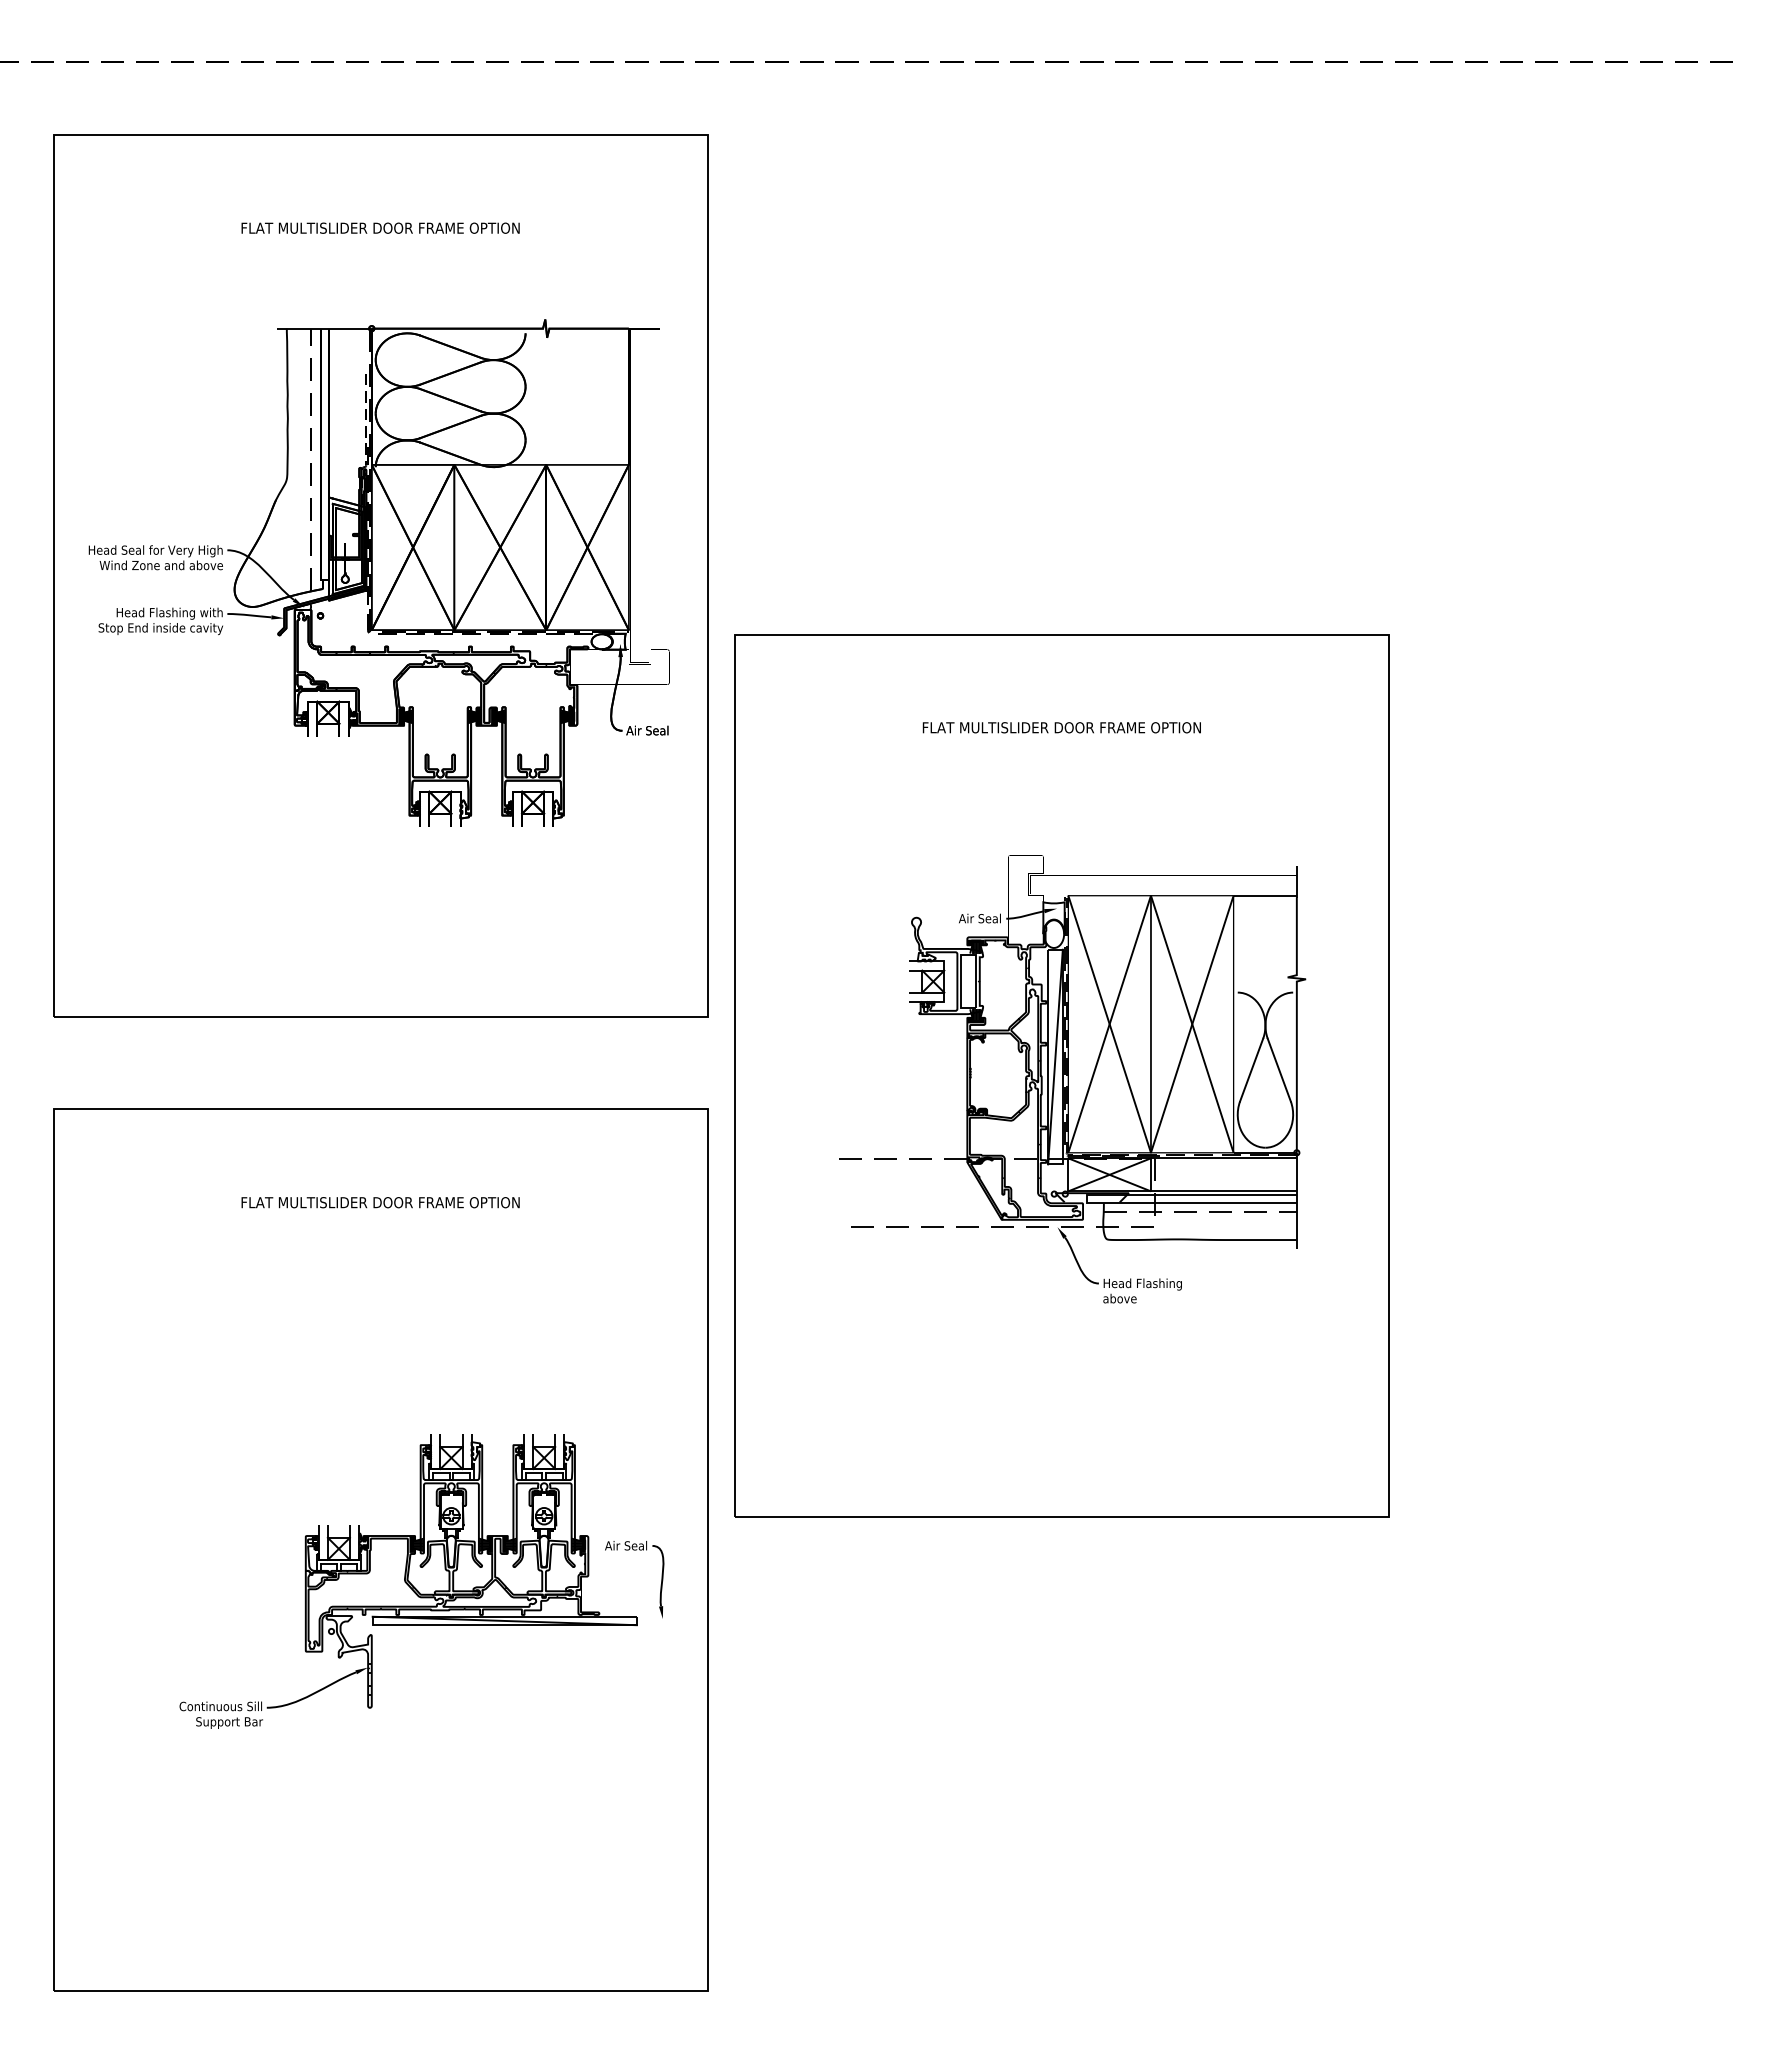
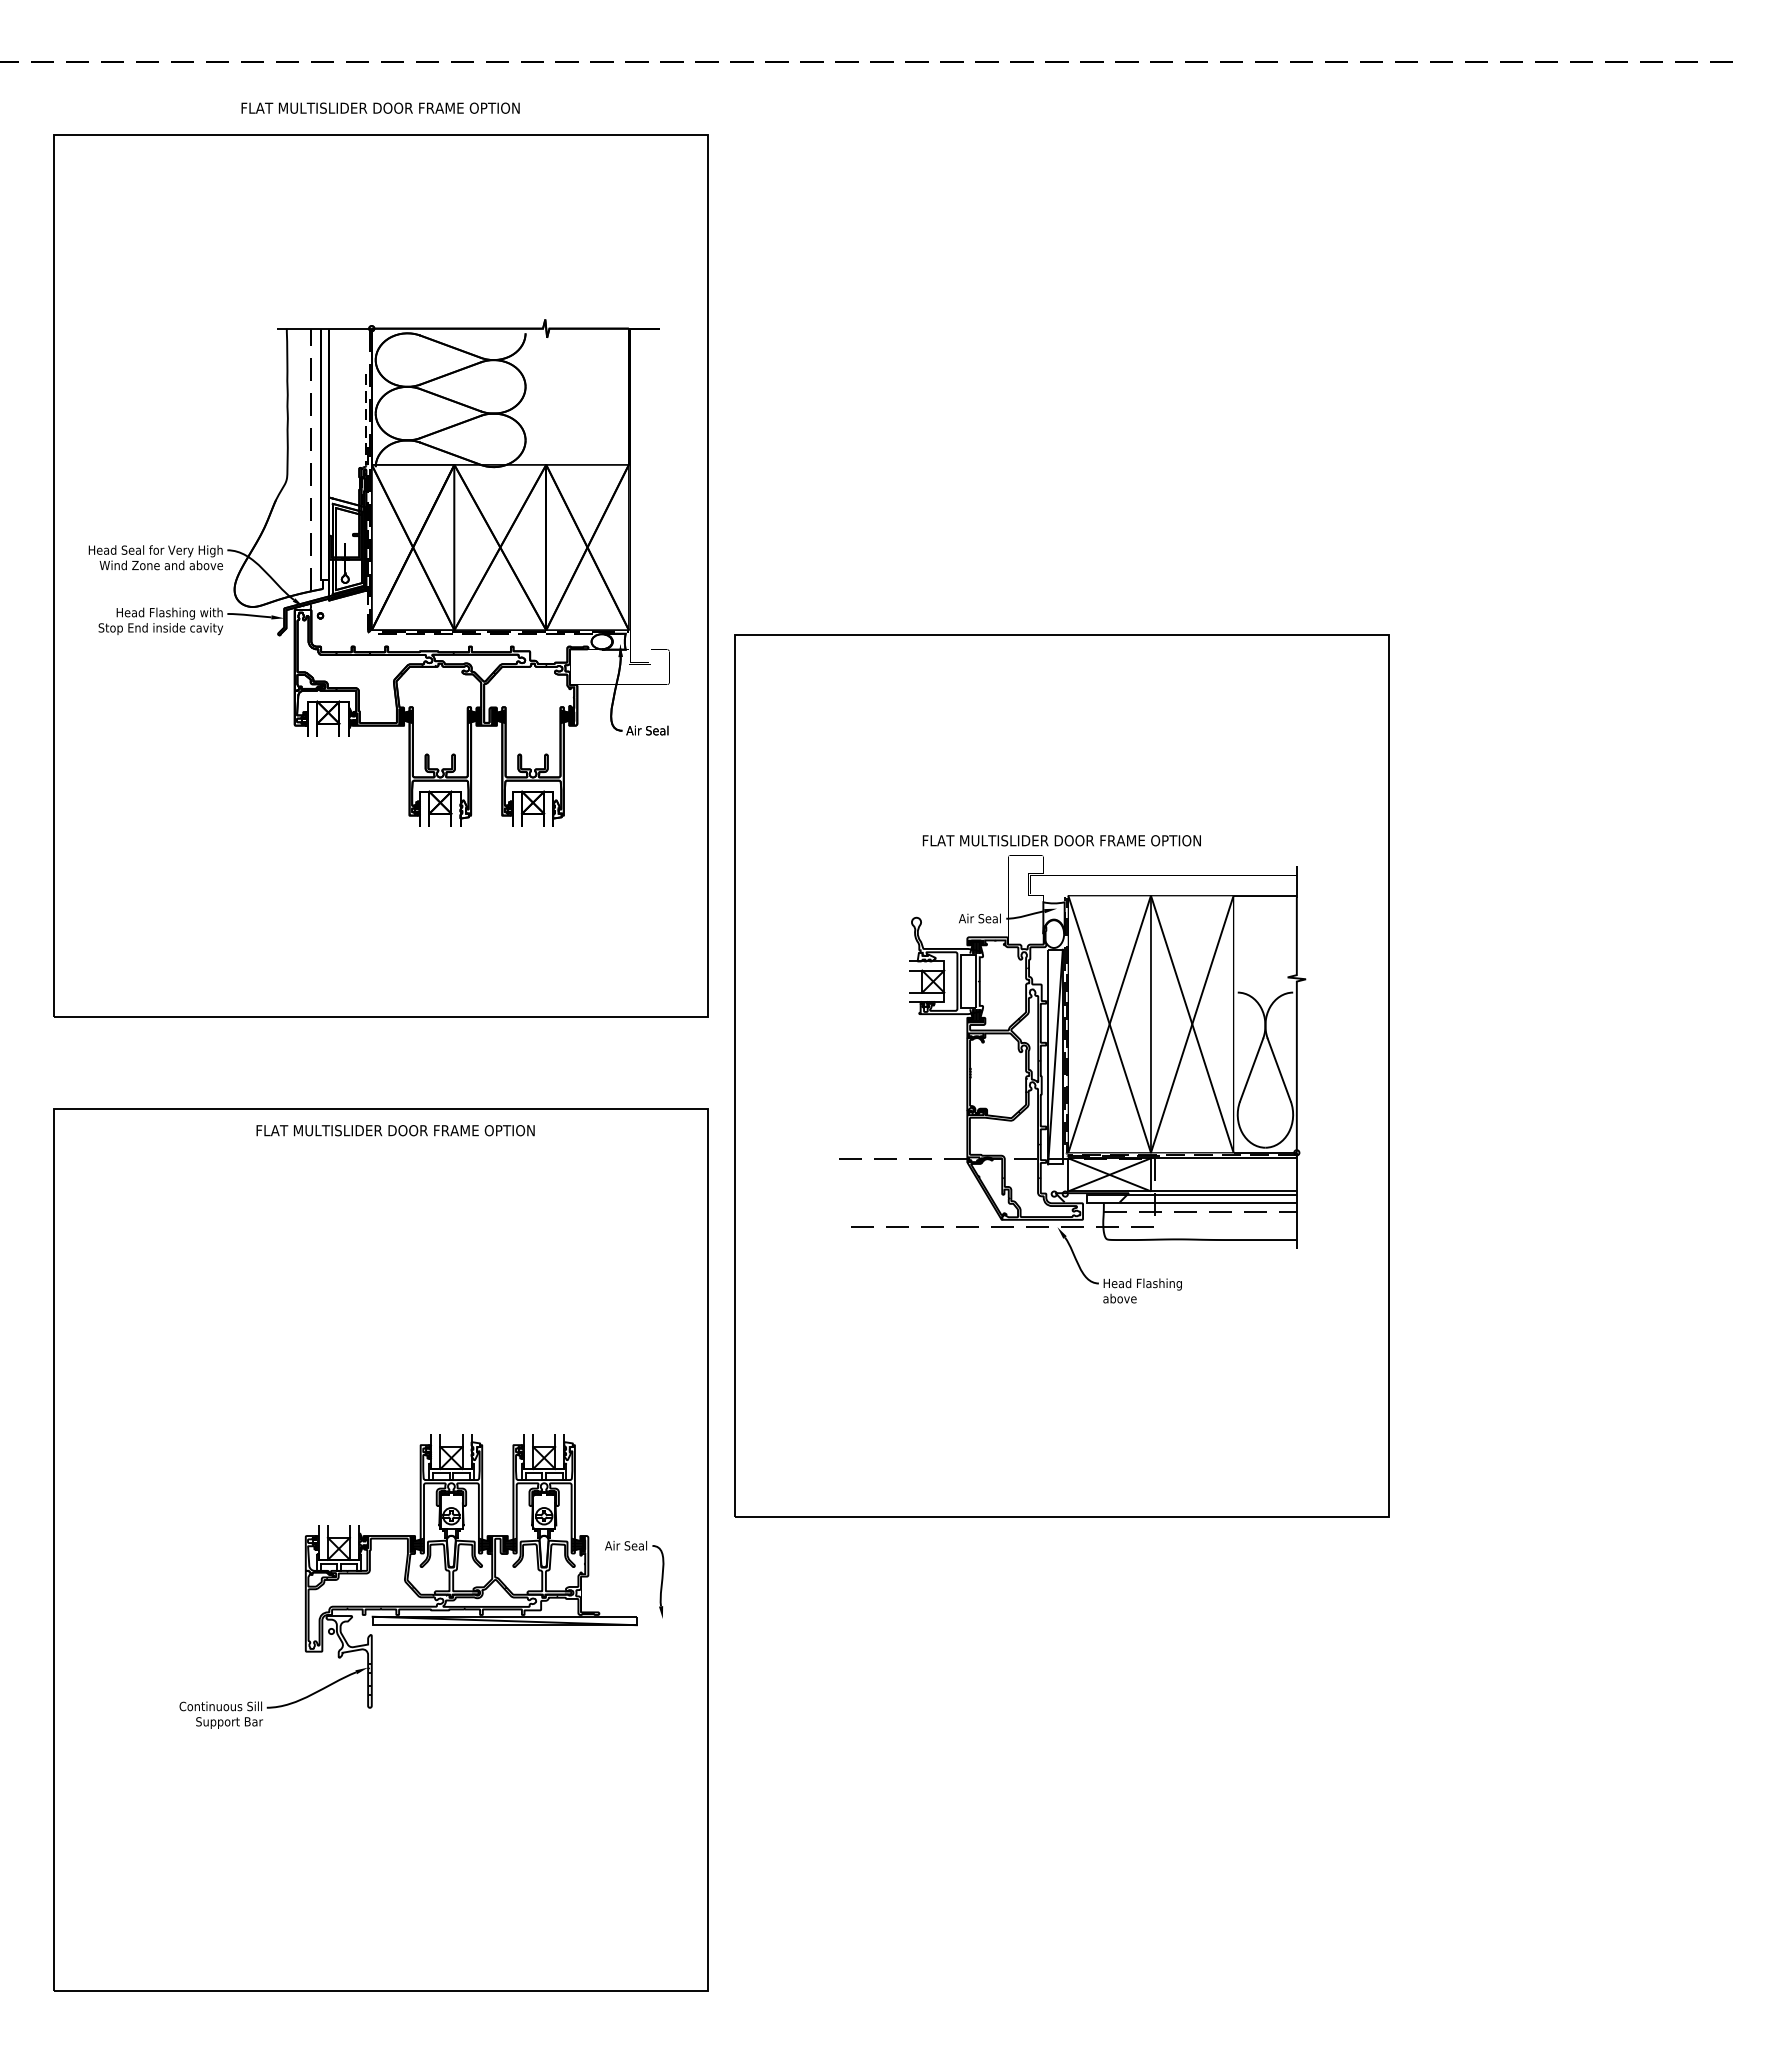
text position: (380, 227) -> (380, 107) (380, 107)
text position: (1061, 727) -> (1061, 840) (1061, 840)
text position: (380, 1202) -> (395, 1130) (395, 1130)
